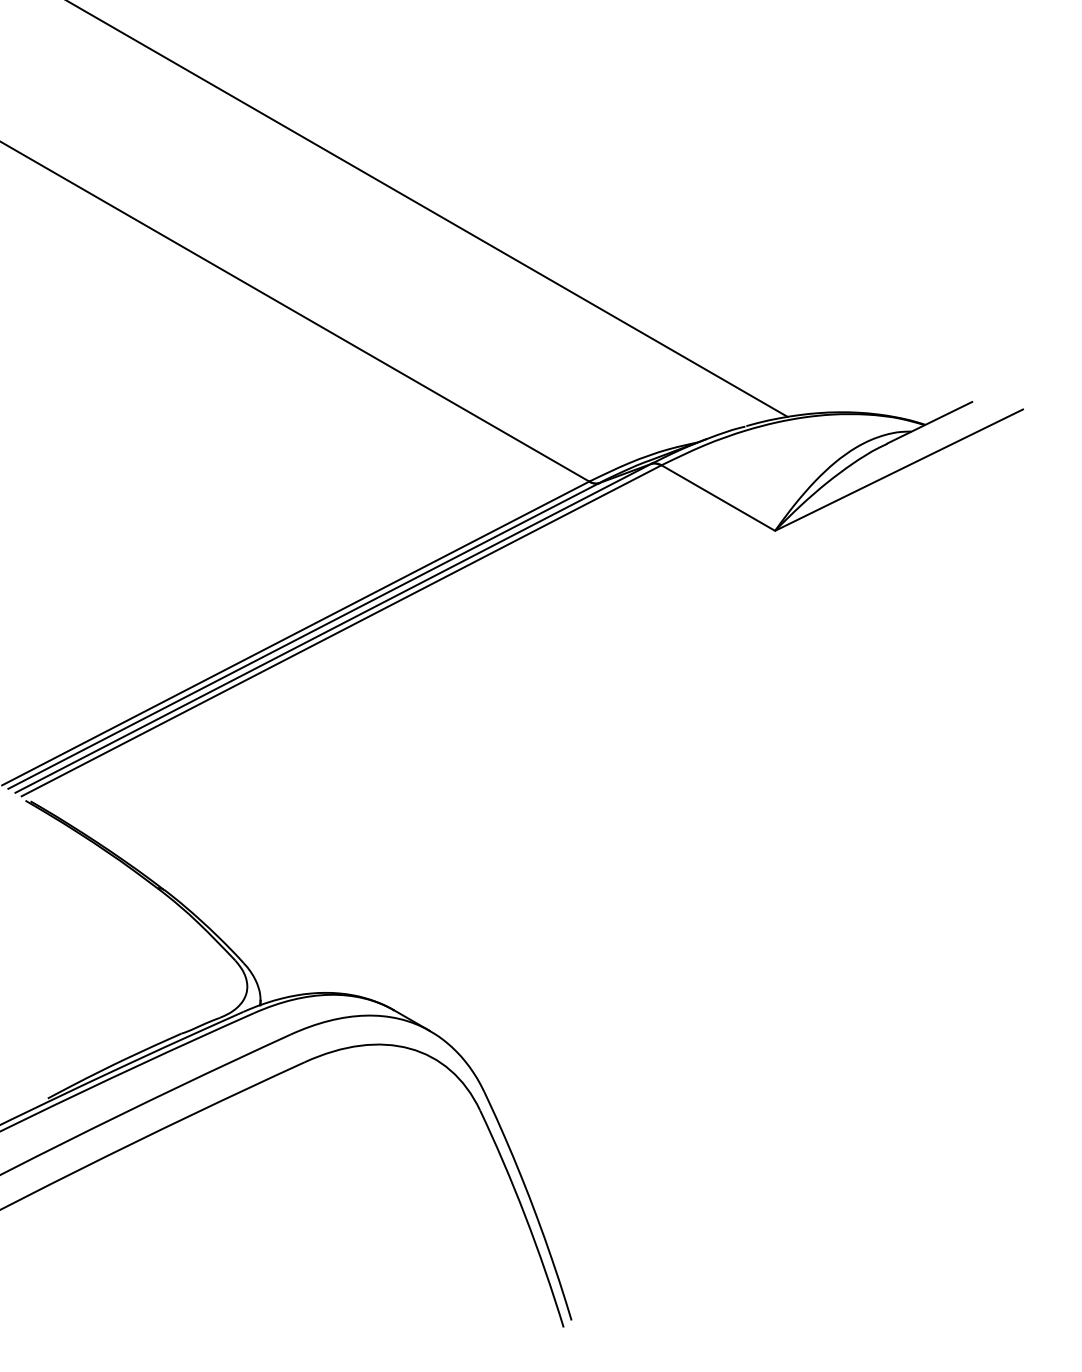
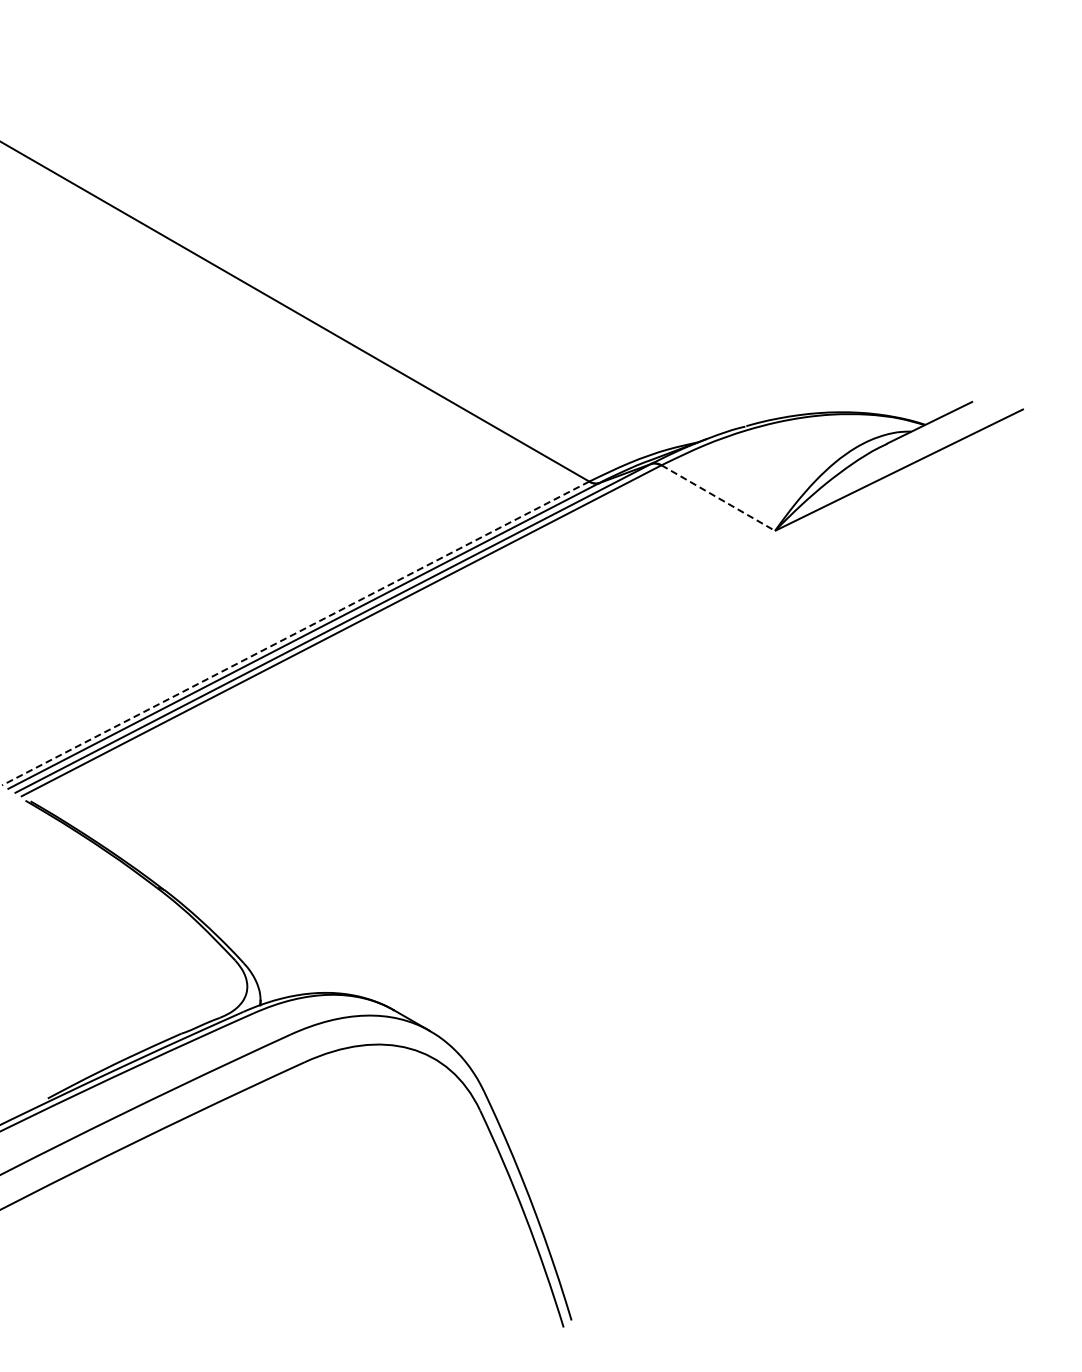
line: present -> none (428, 209)
line: solid -> dashed (718, 498)
line: solid -> dashed (295, 633)
